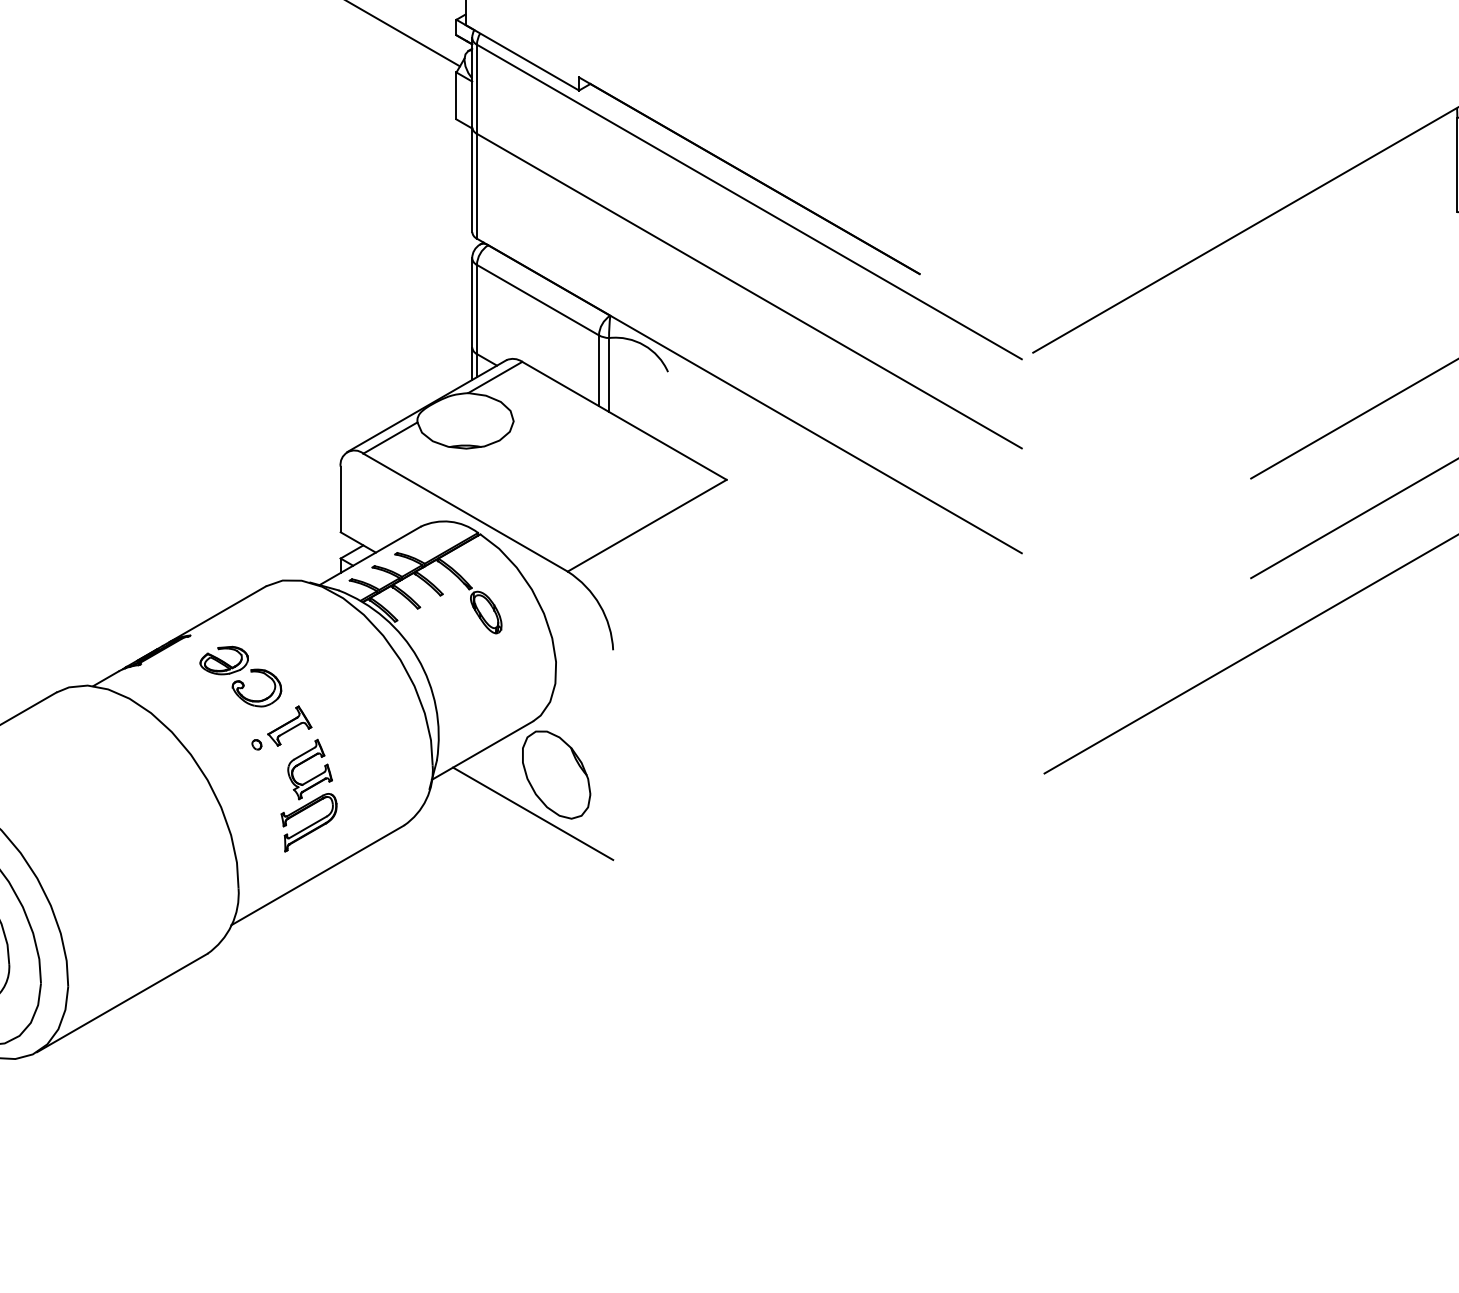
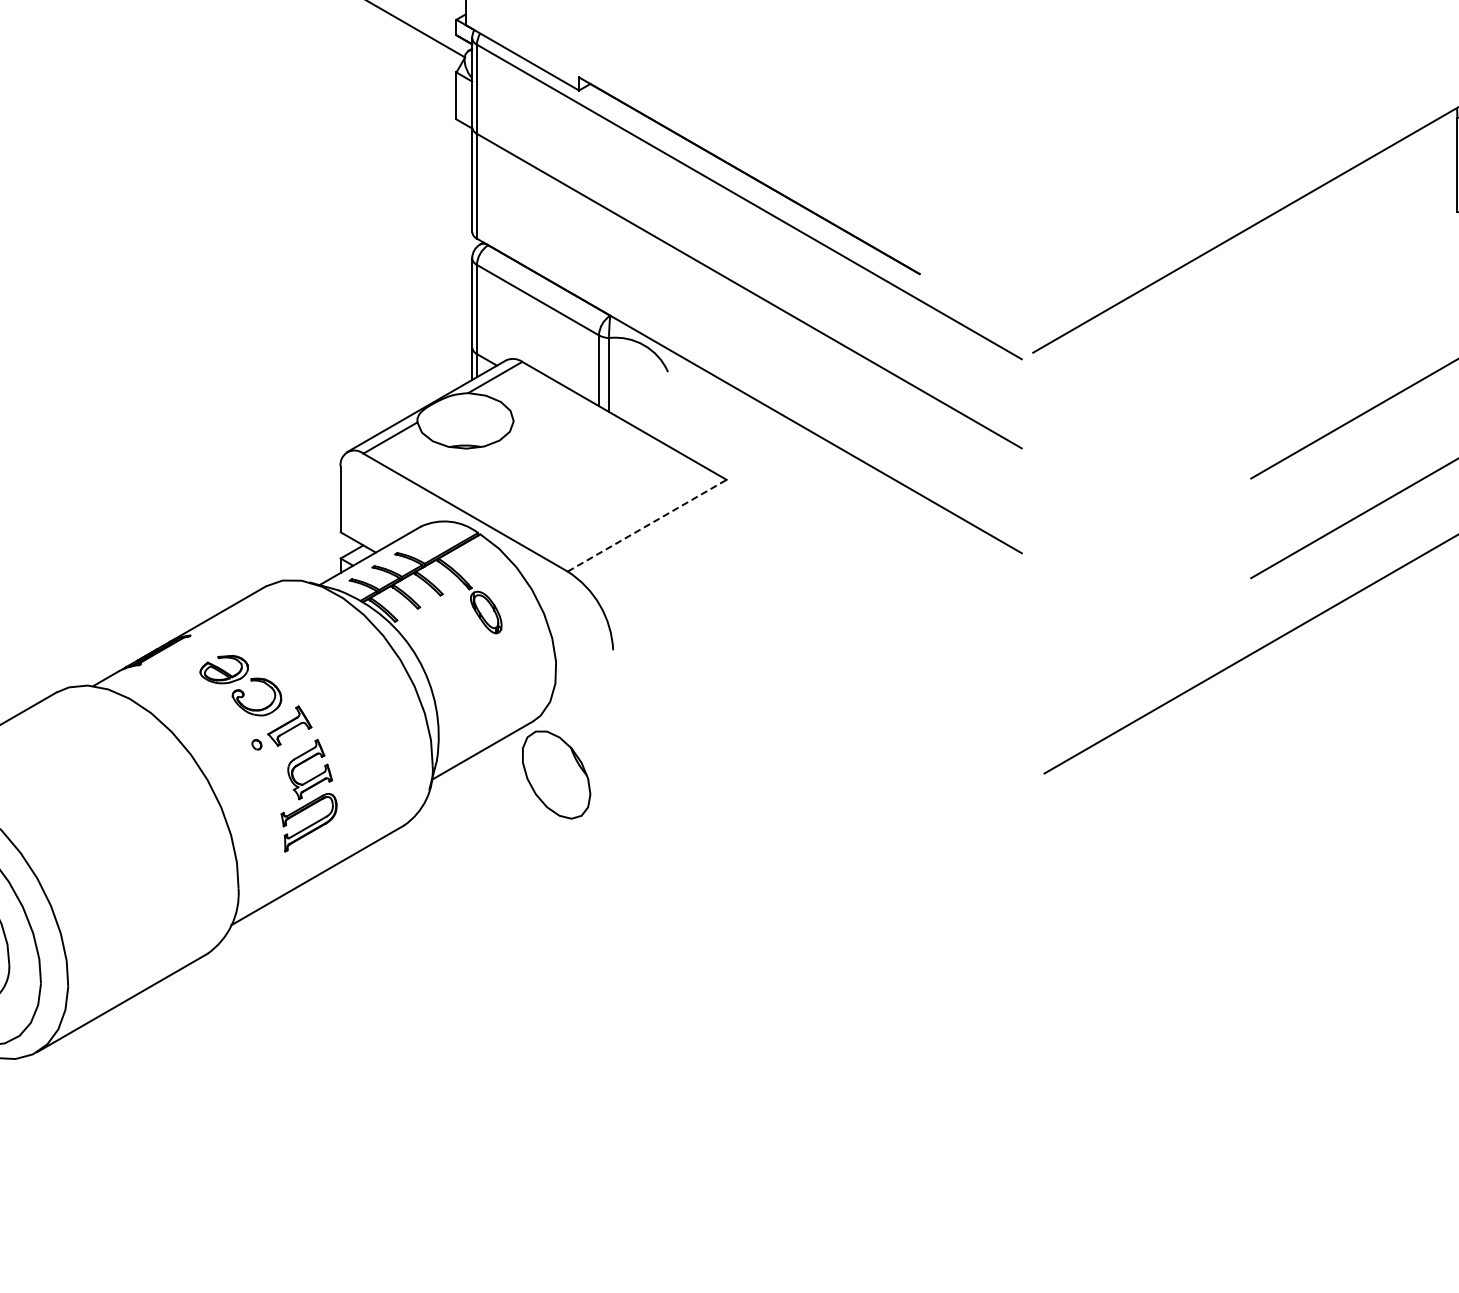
line position: (404, 34) -> (417, 29) (417, 29)
line: solid -> dashed (647, 525)
part position: (240, 676) -> (240, 685) (240, 685)
line: present -> none (533, 813)
